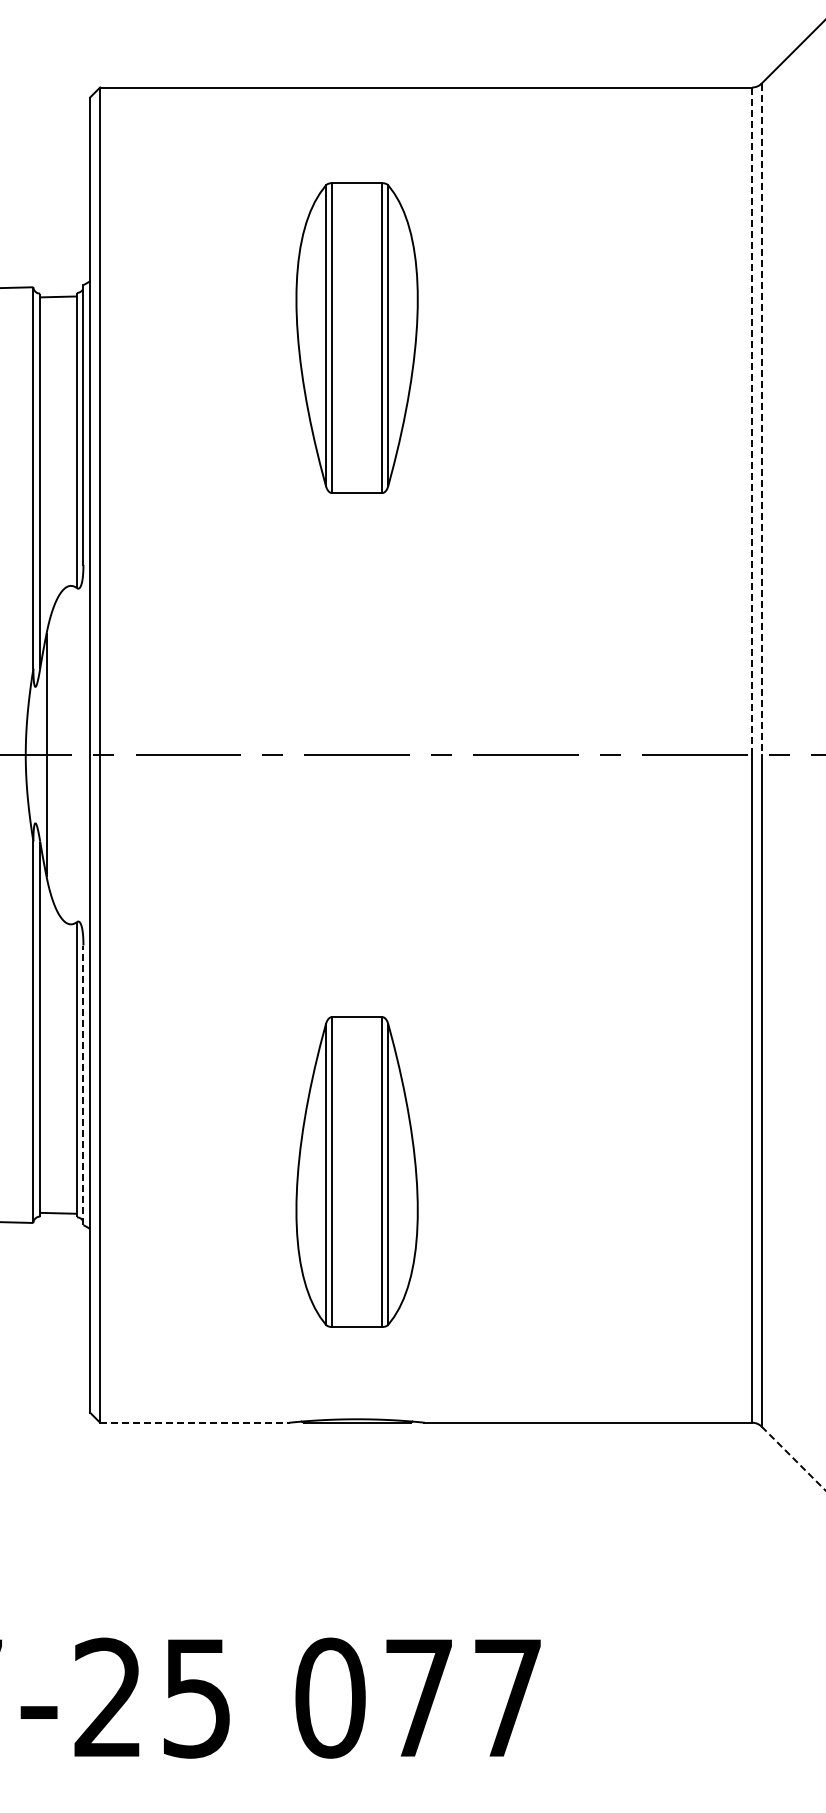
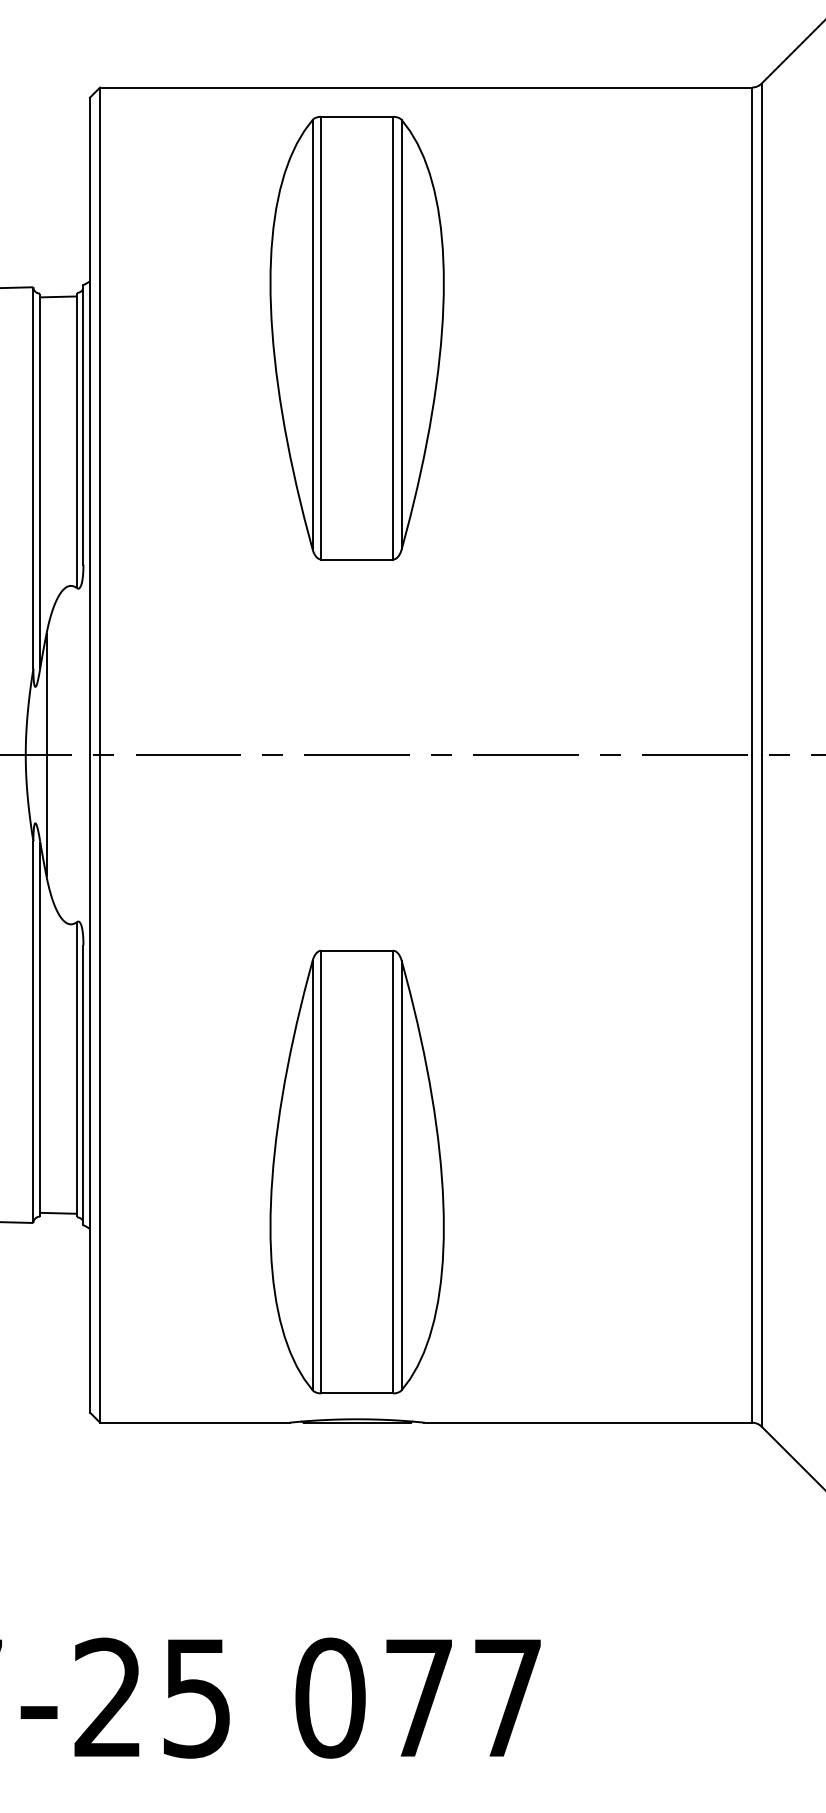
part size: 124x312 px -> 176x446 px (356, 337)
line: dashed -> solid (761, 419)
line: dashed -> solid (752, 421)
line: dashed -> solid (83, 1085)
part size: 124x312 px -> 176x446 px (356, 1171)
line: dashed -> solid (194, 1422)
line: dashed -> solid (794, 1459)
